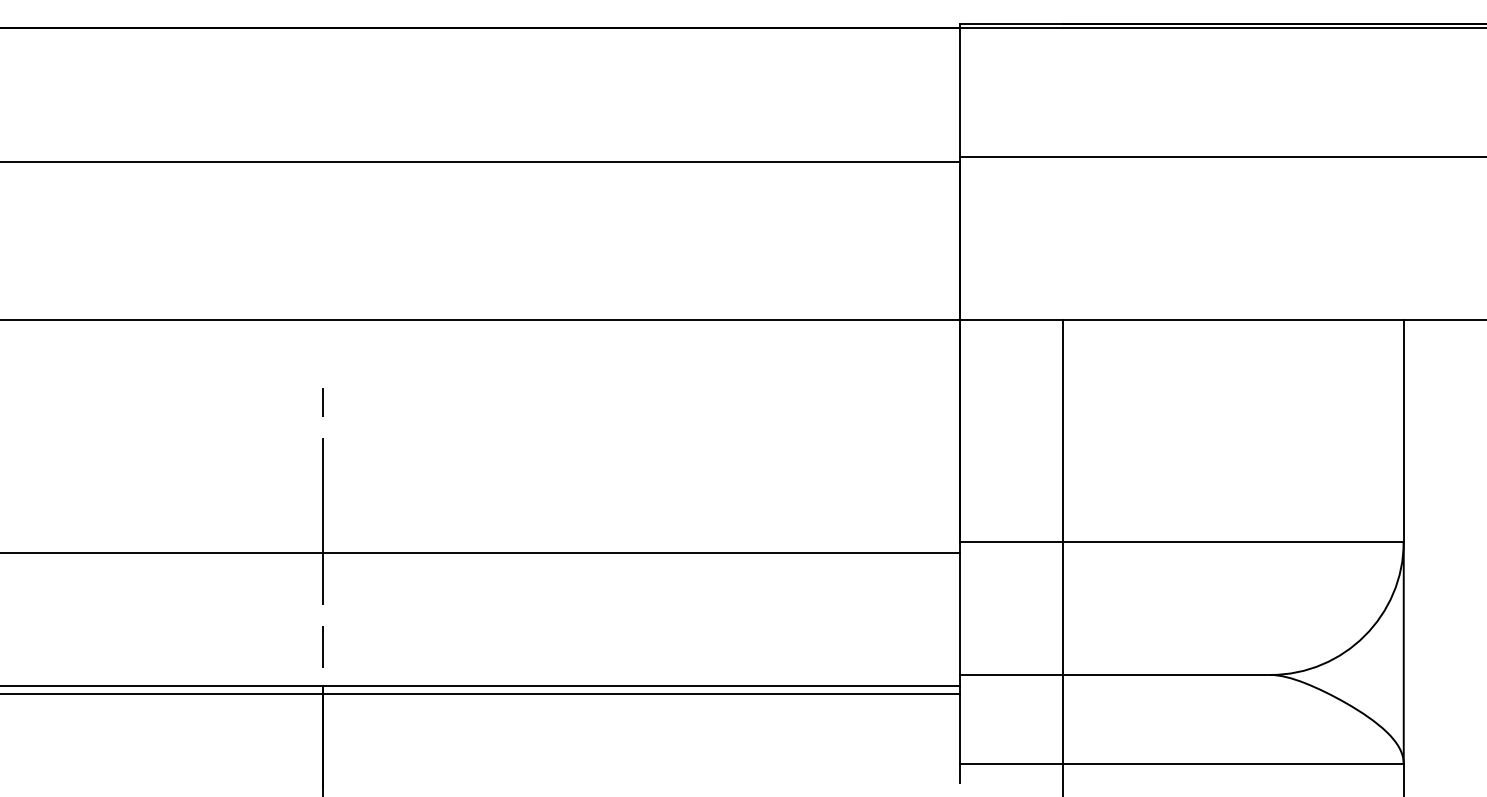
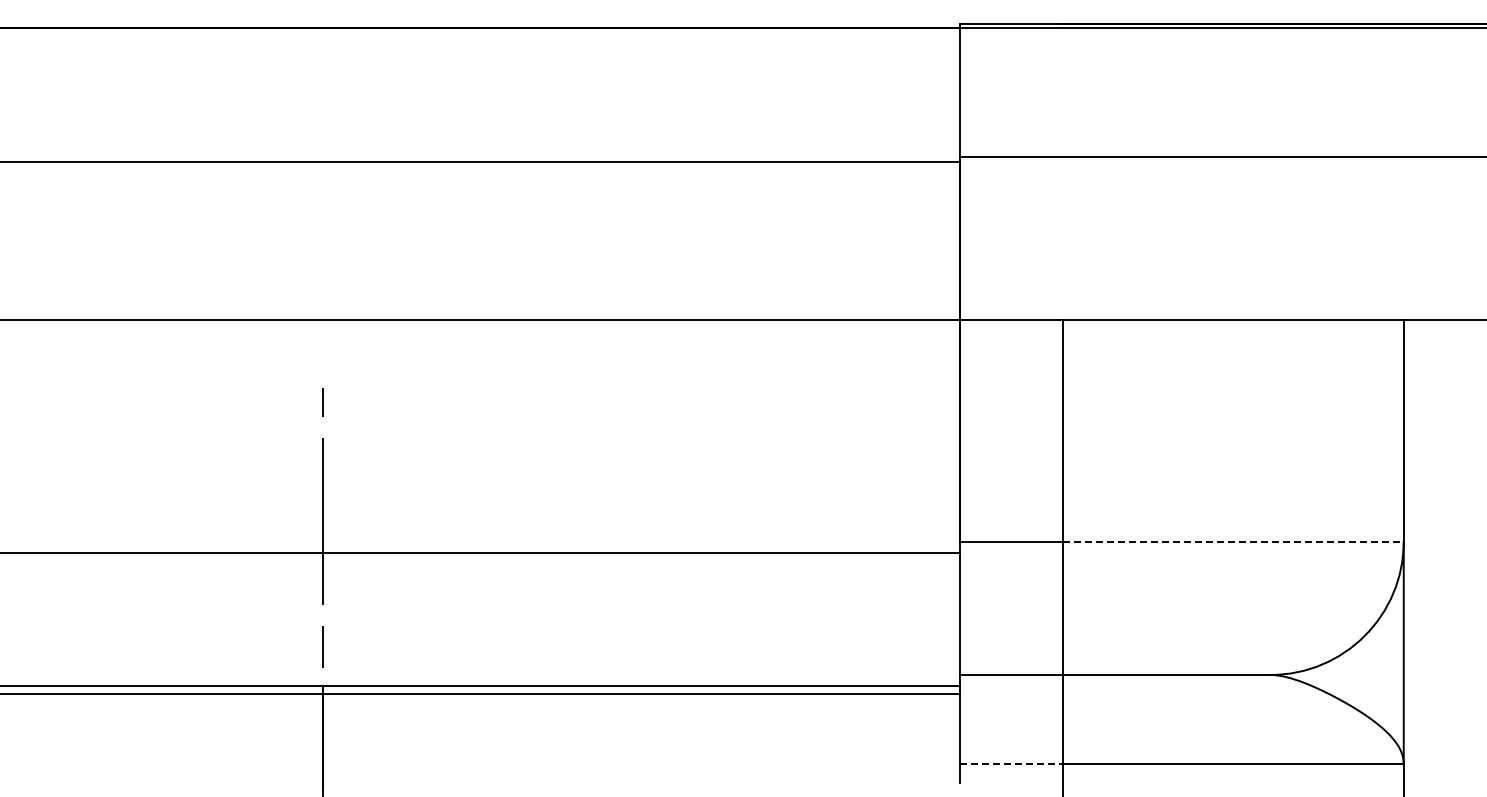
line: solid -> dashed (1234, 541)
line: solid -> dashed (1011, 763)
